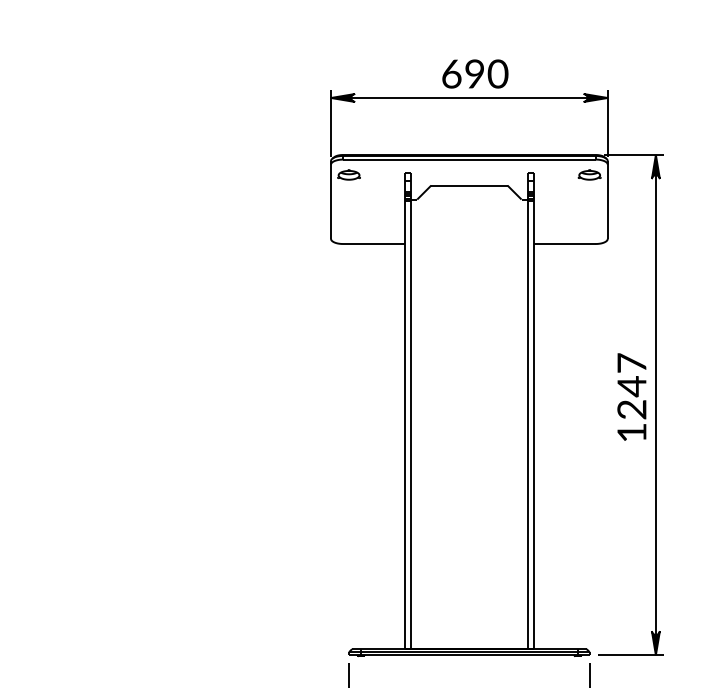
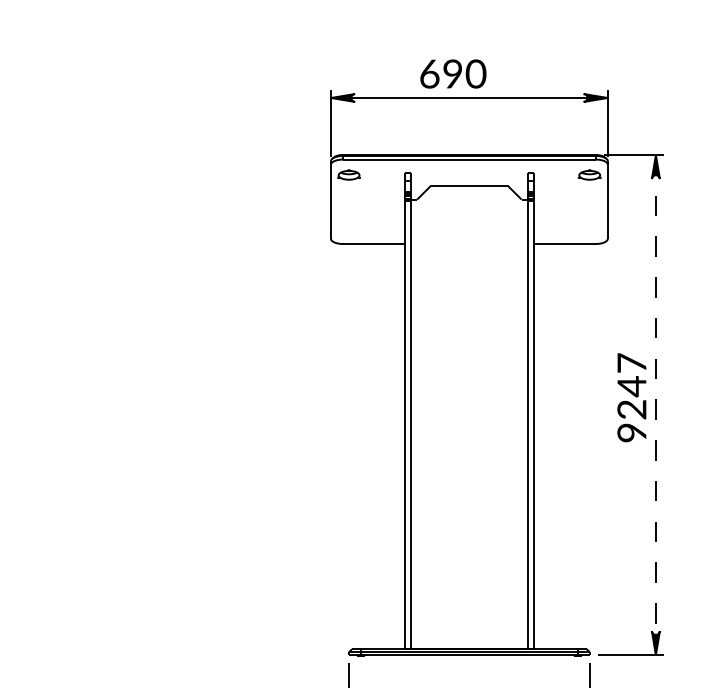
text position: (475, 73) -> (453, 73) (453, 73)
line: solid -> dashed (655, 405)
text: 1247 -> 9247 (631, 432)
